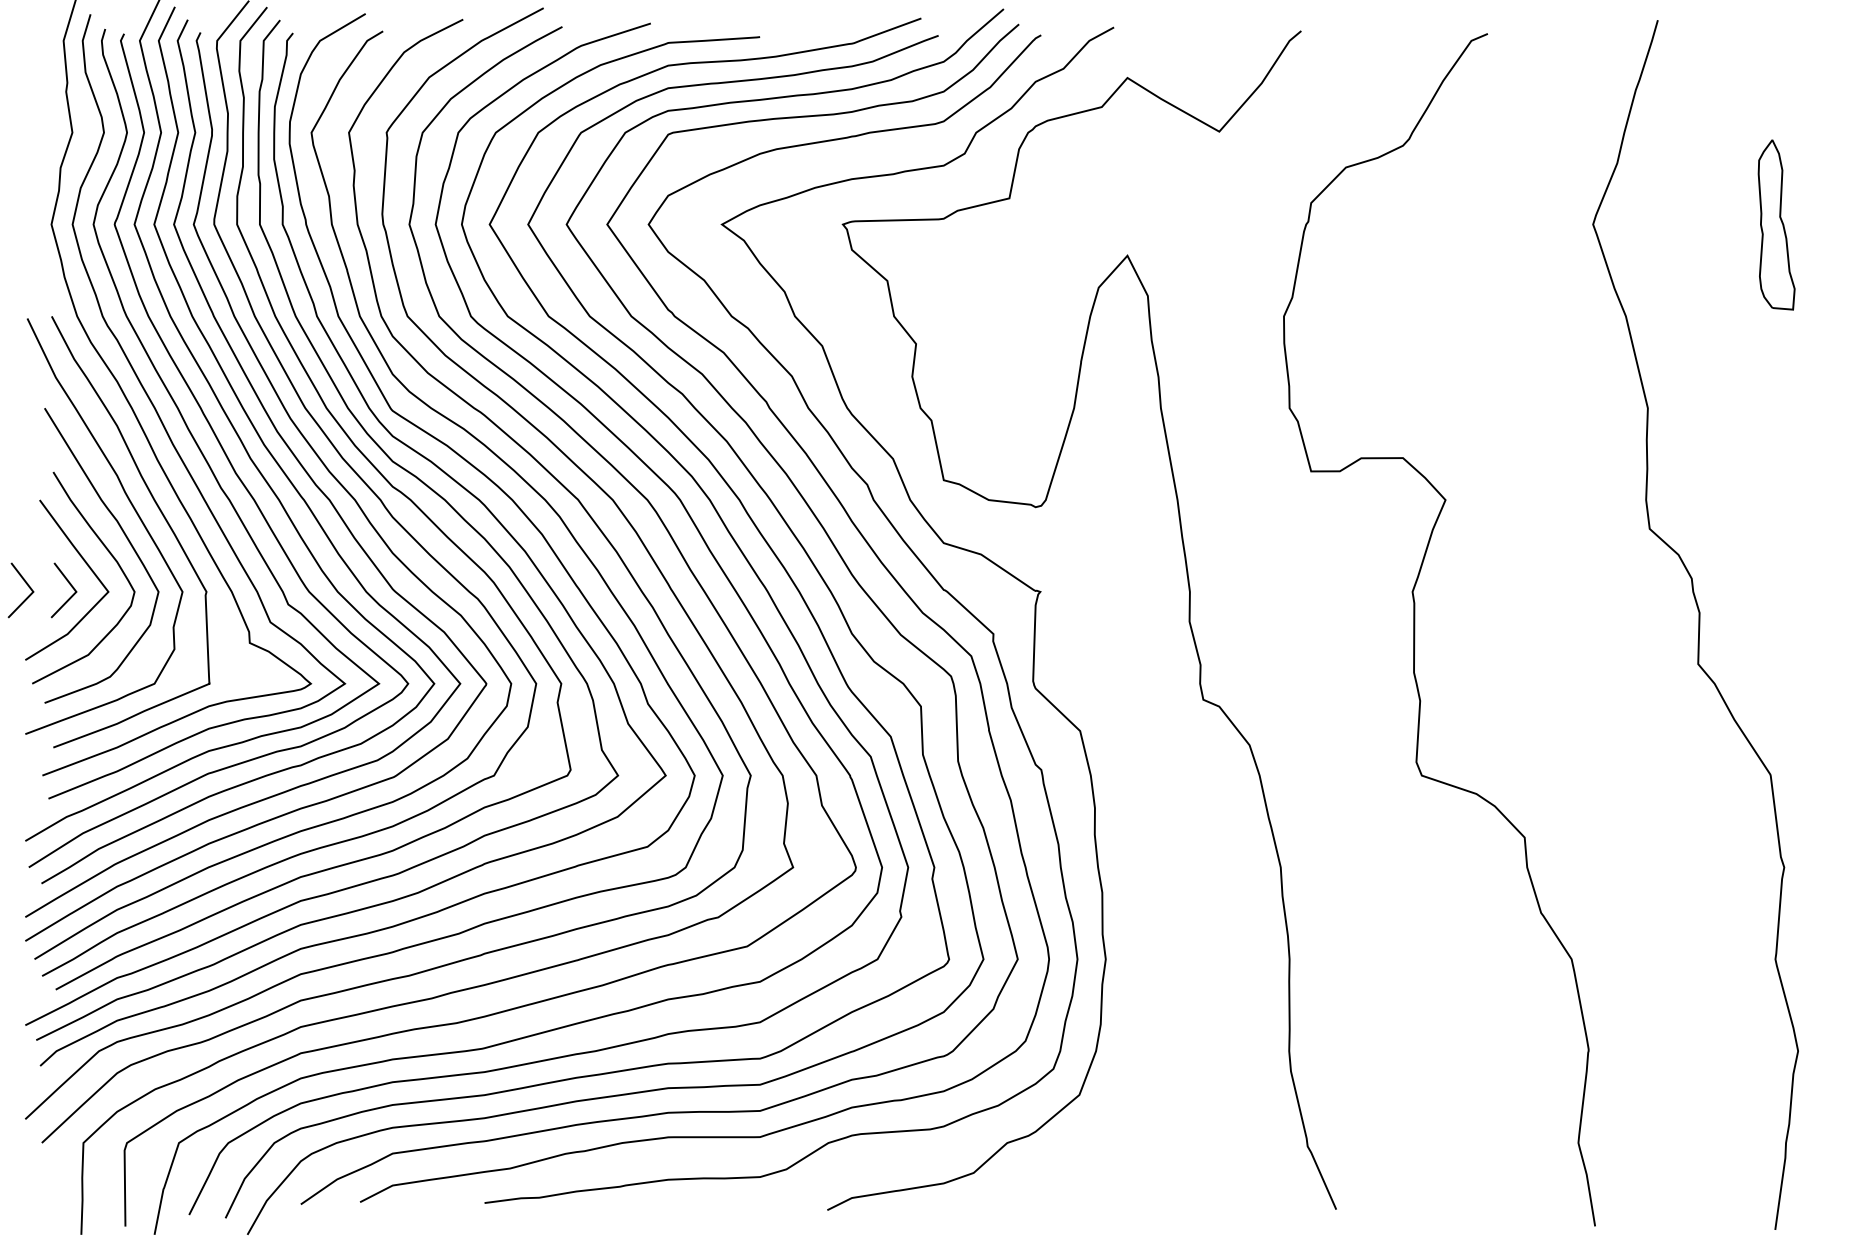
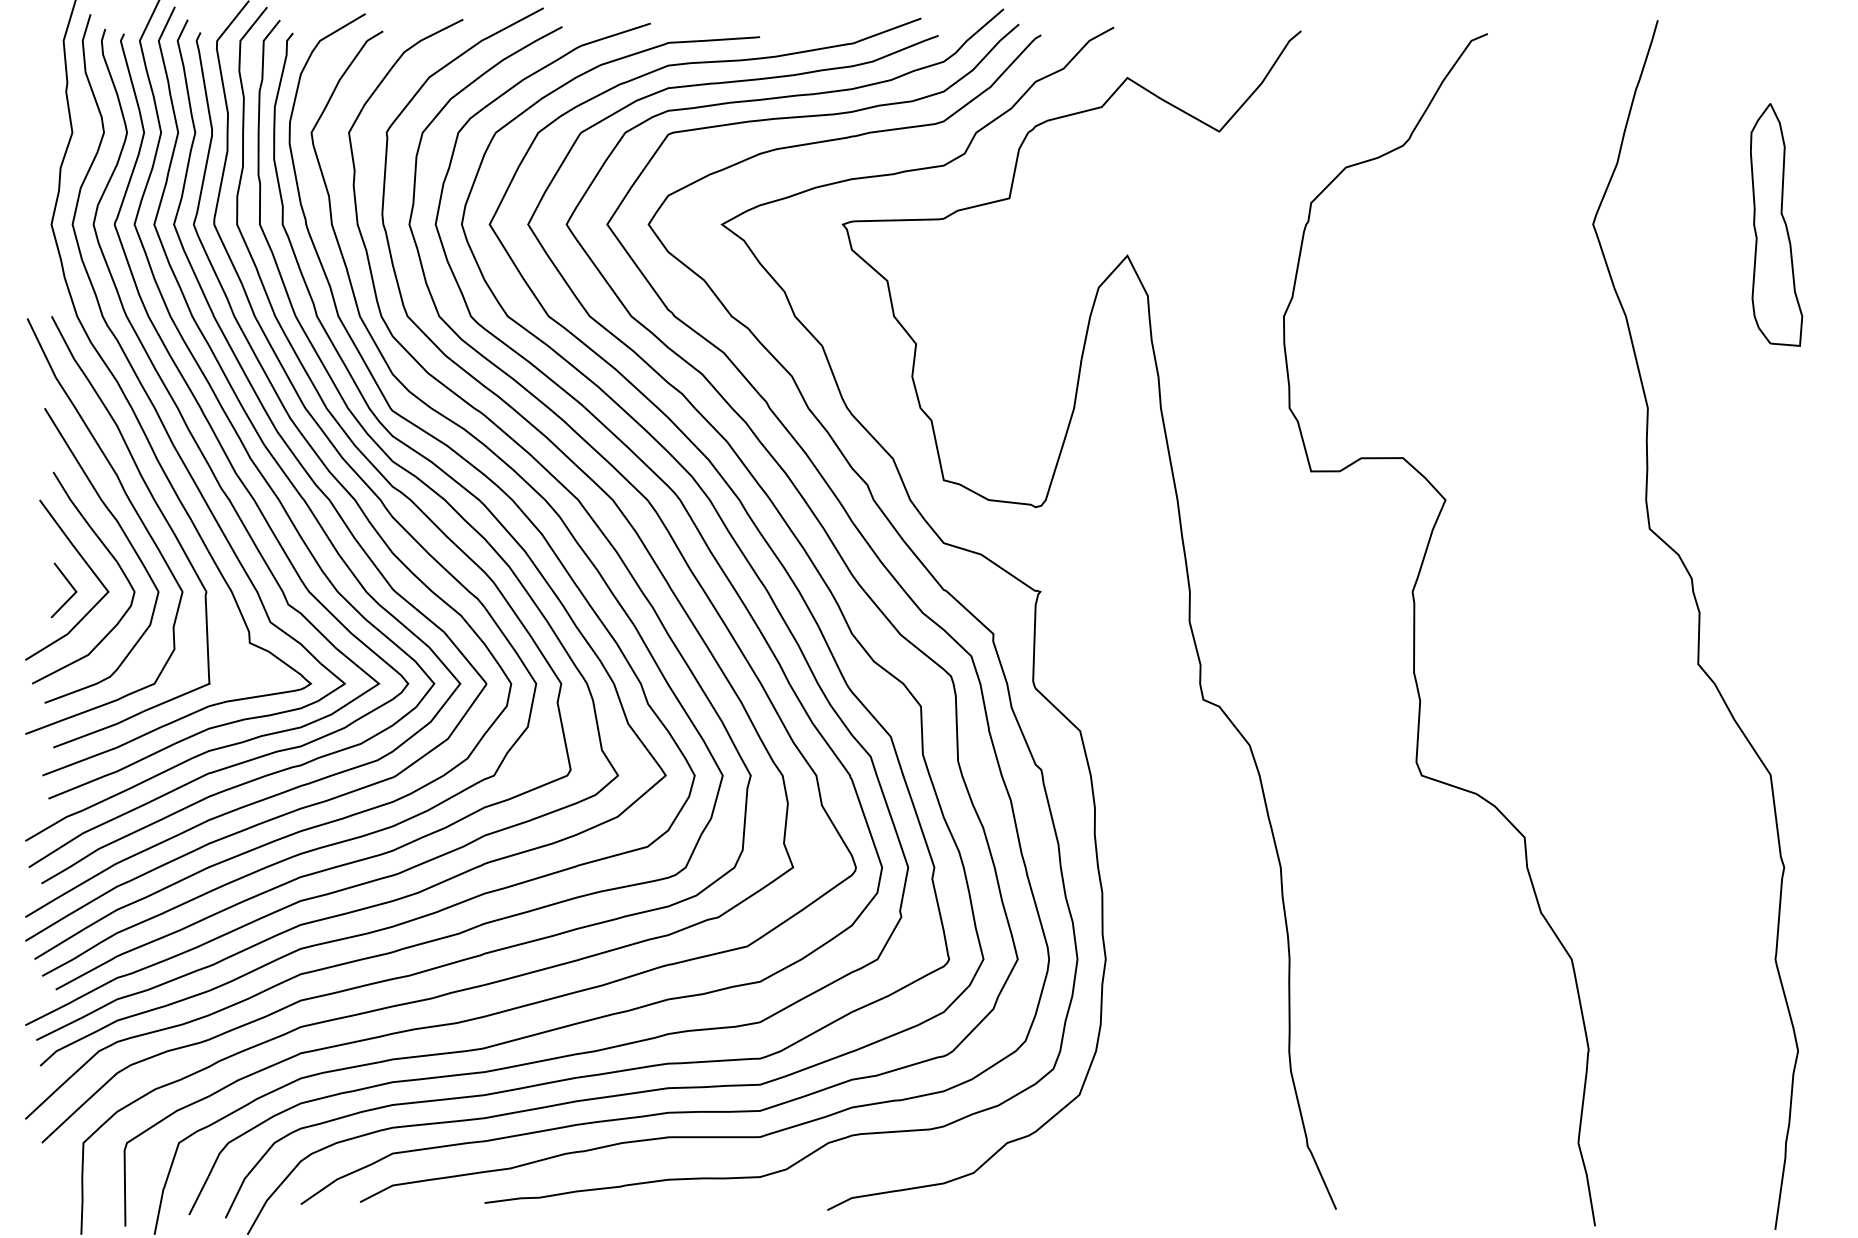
part size: 39x172 px -> 54x244 px (1776, 224)
line: present -> none (26, 584)
